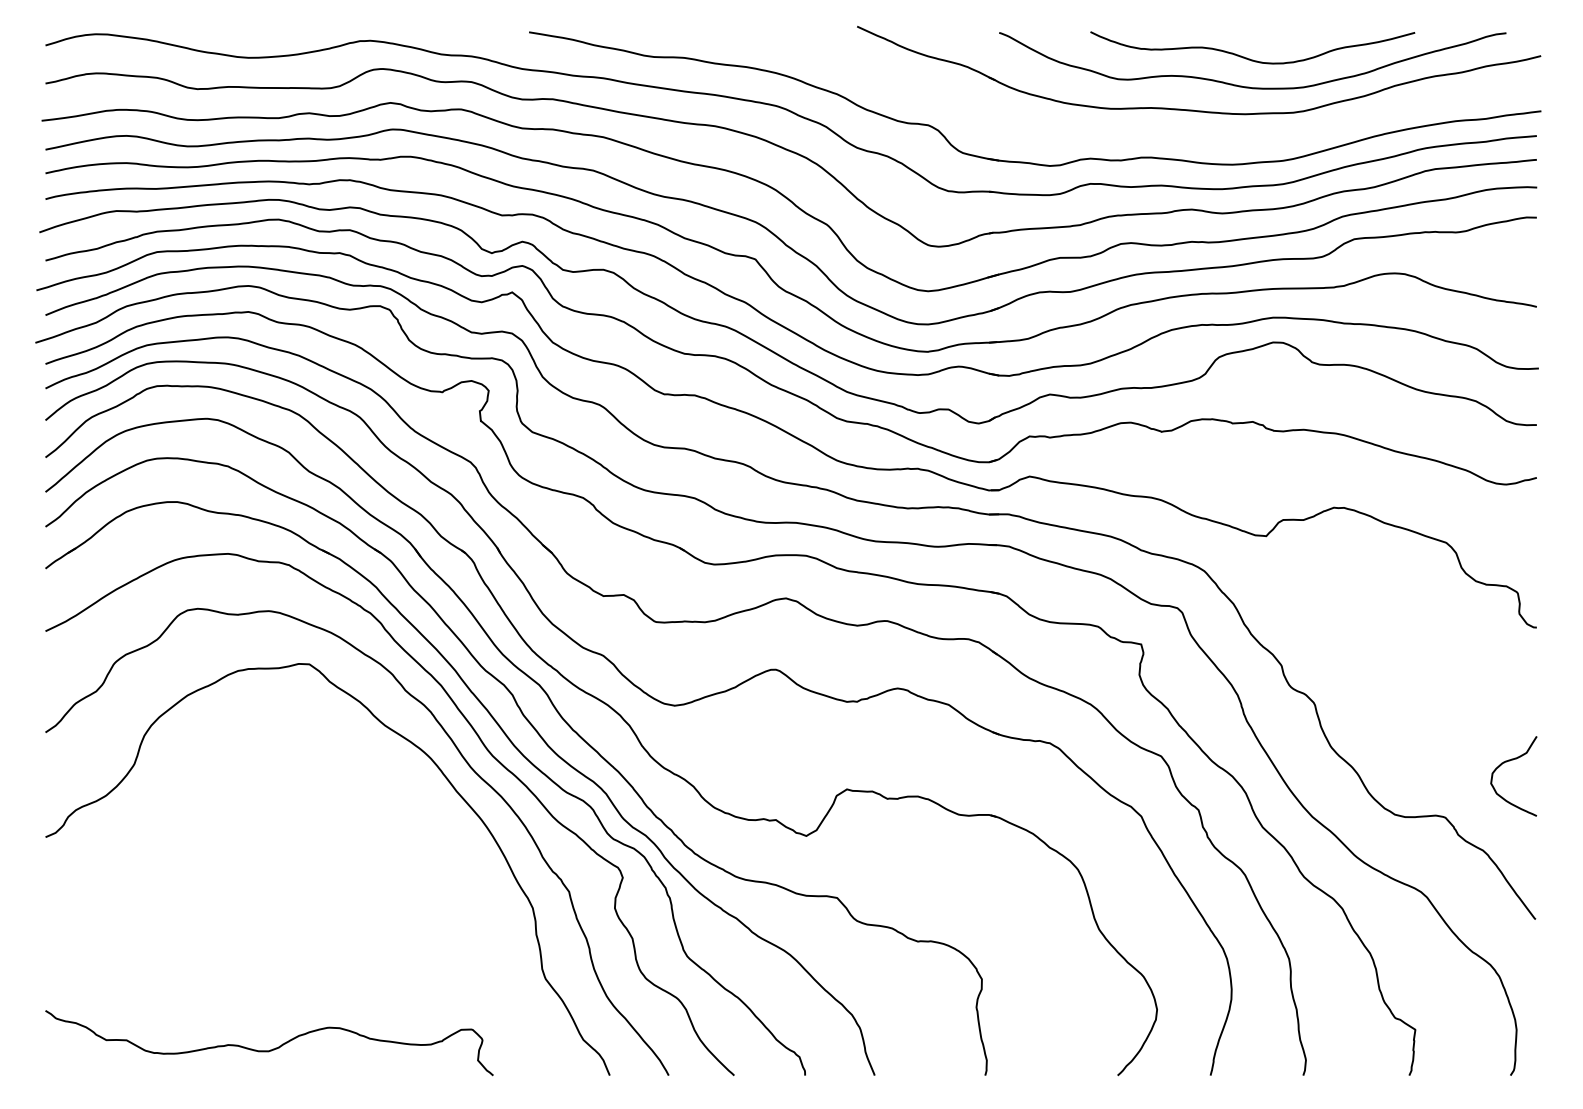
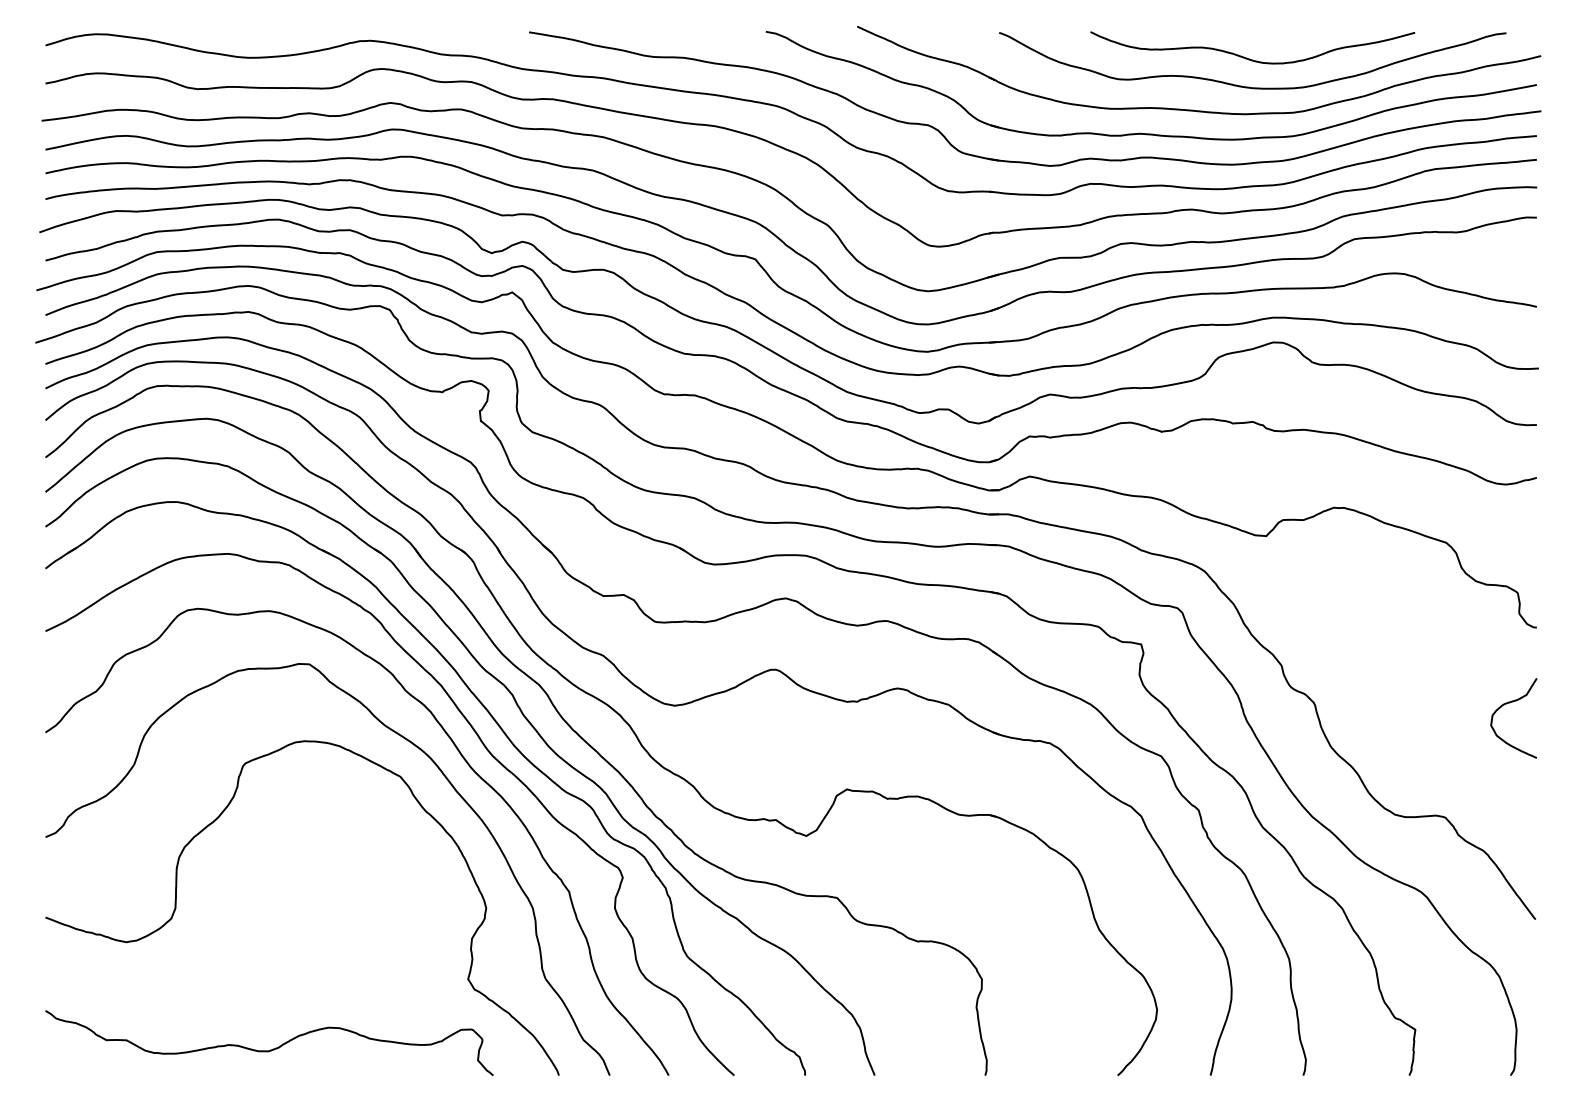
part: none -> present (1150, 133)
curve position: (1510, 761) -> (1510, 703) (1510, 703)
curve: none -> present (216, 820)
